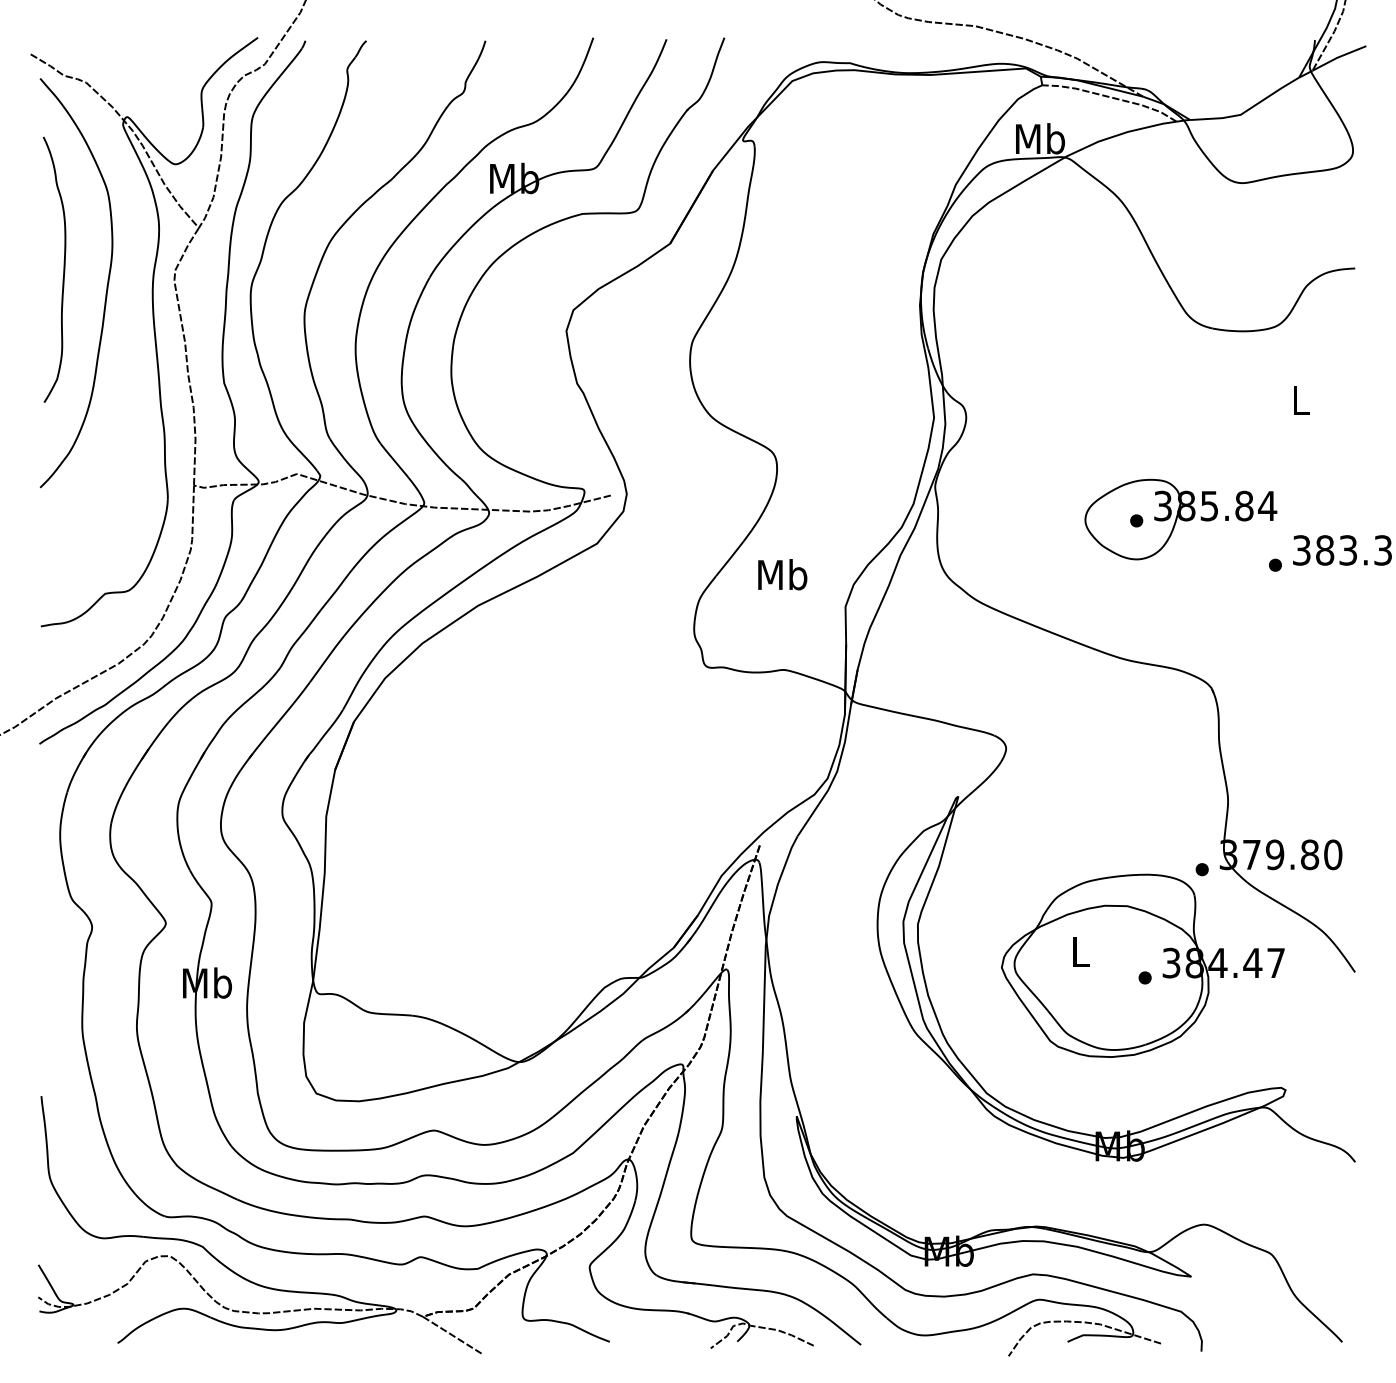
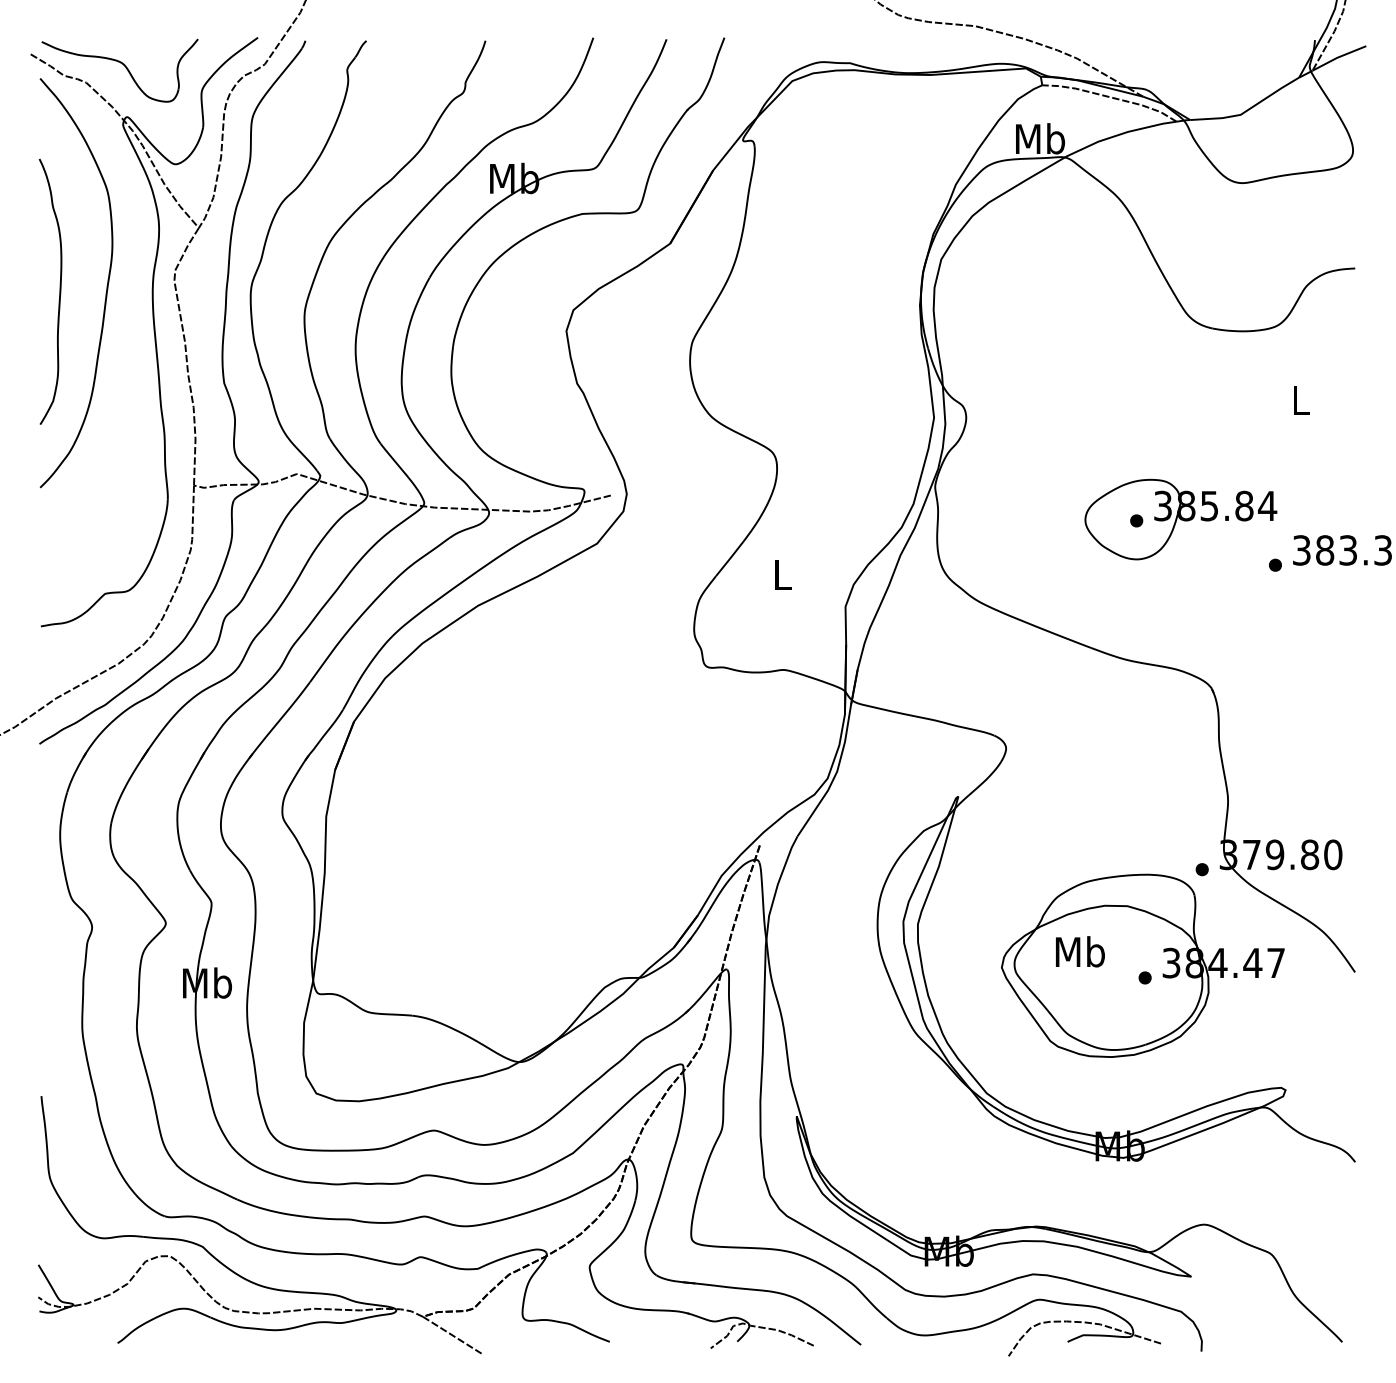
part: none -> present (125, 68)
curve position: (63, 269) -> (59, 291) (59, 291)
text: Mb -> L (782, 574)
text: L -> Mb (1080, 951)
